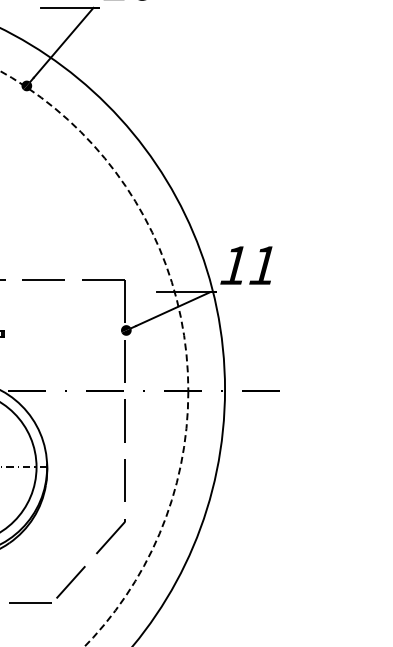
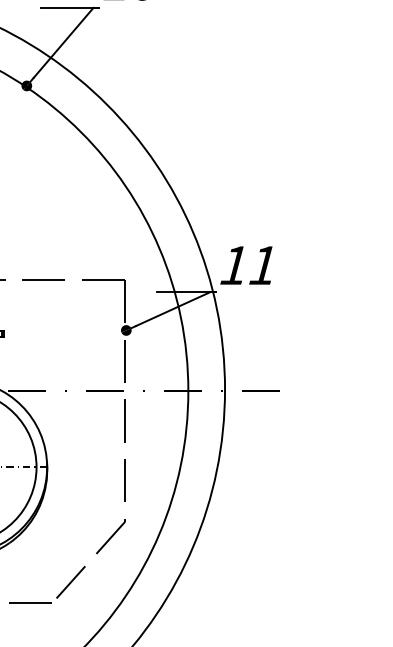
circle: dashed -> solid (94, 358)
